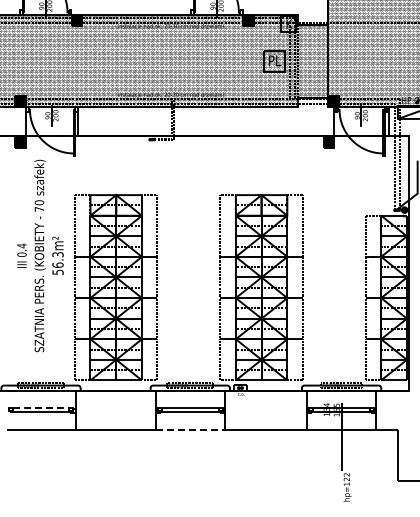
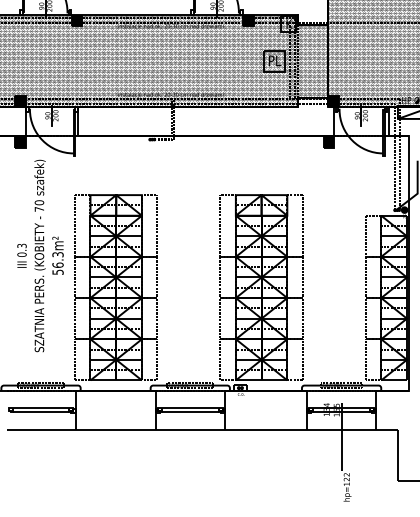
text: 0.4 -> 0.3 (21, 246)
line: dashed -> solid (41, 407)
line: dashed -> solid (190, 429)
